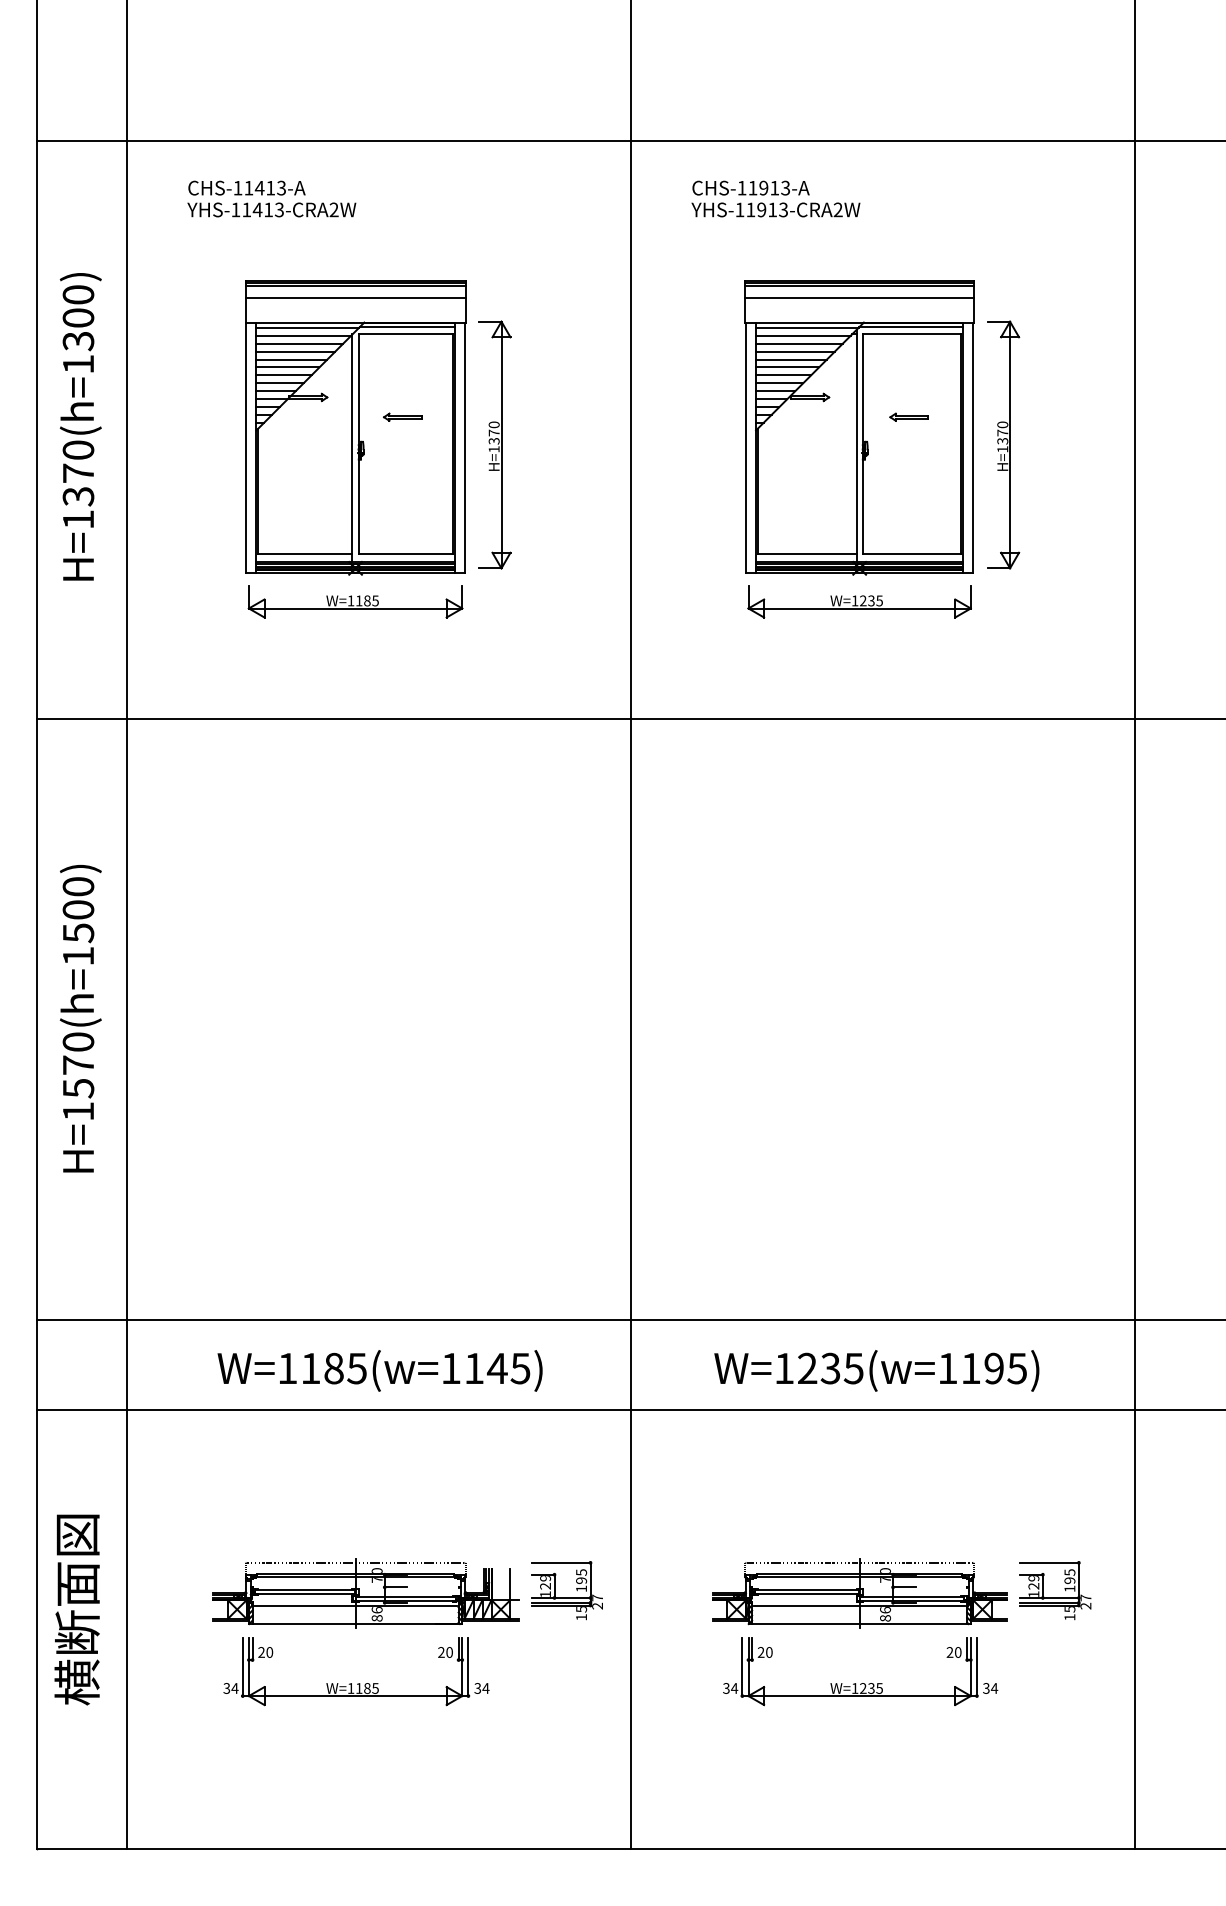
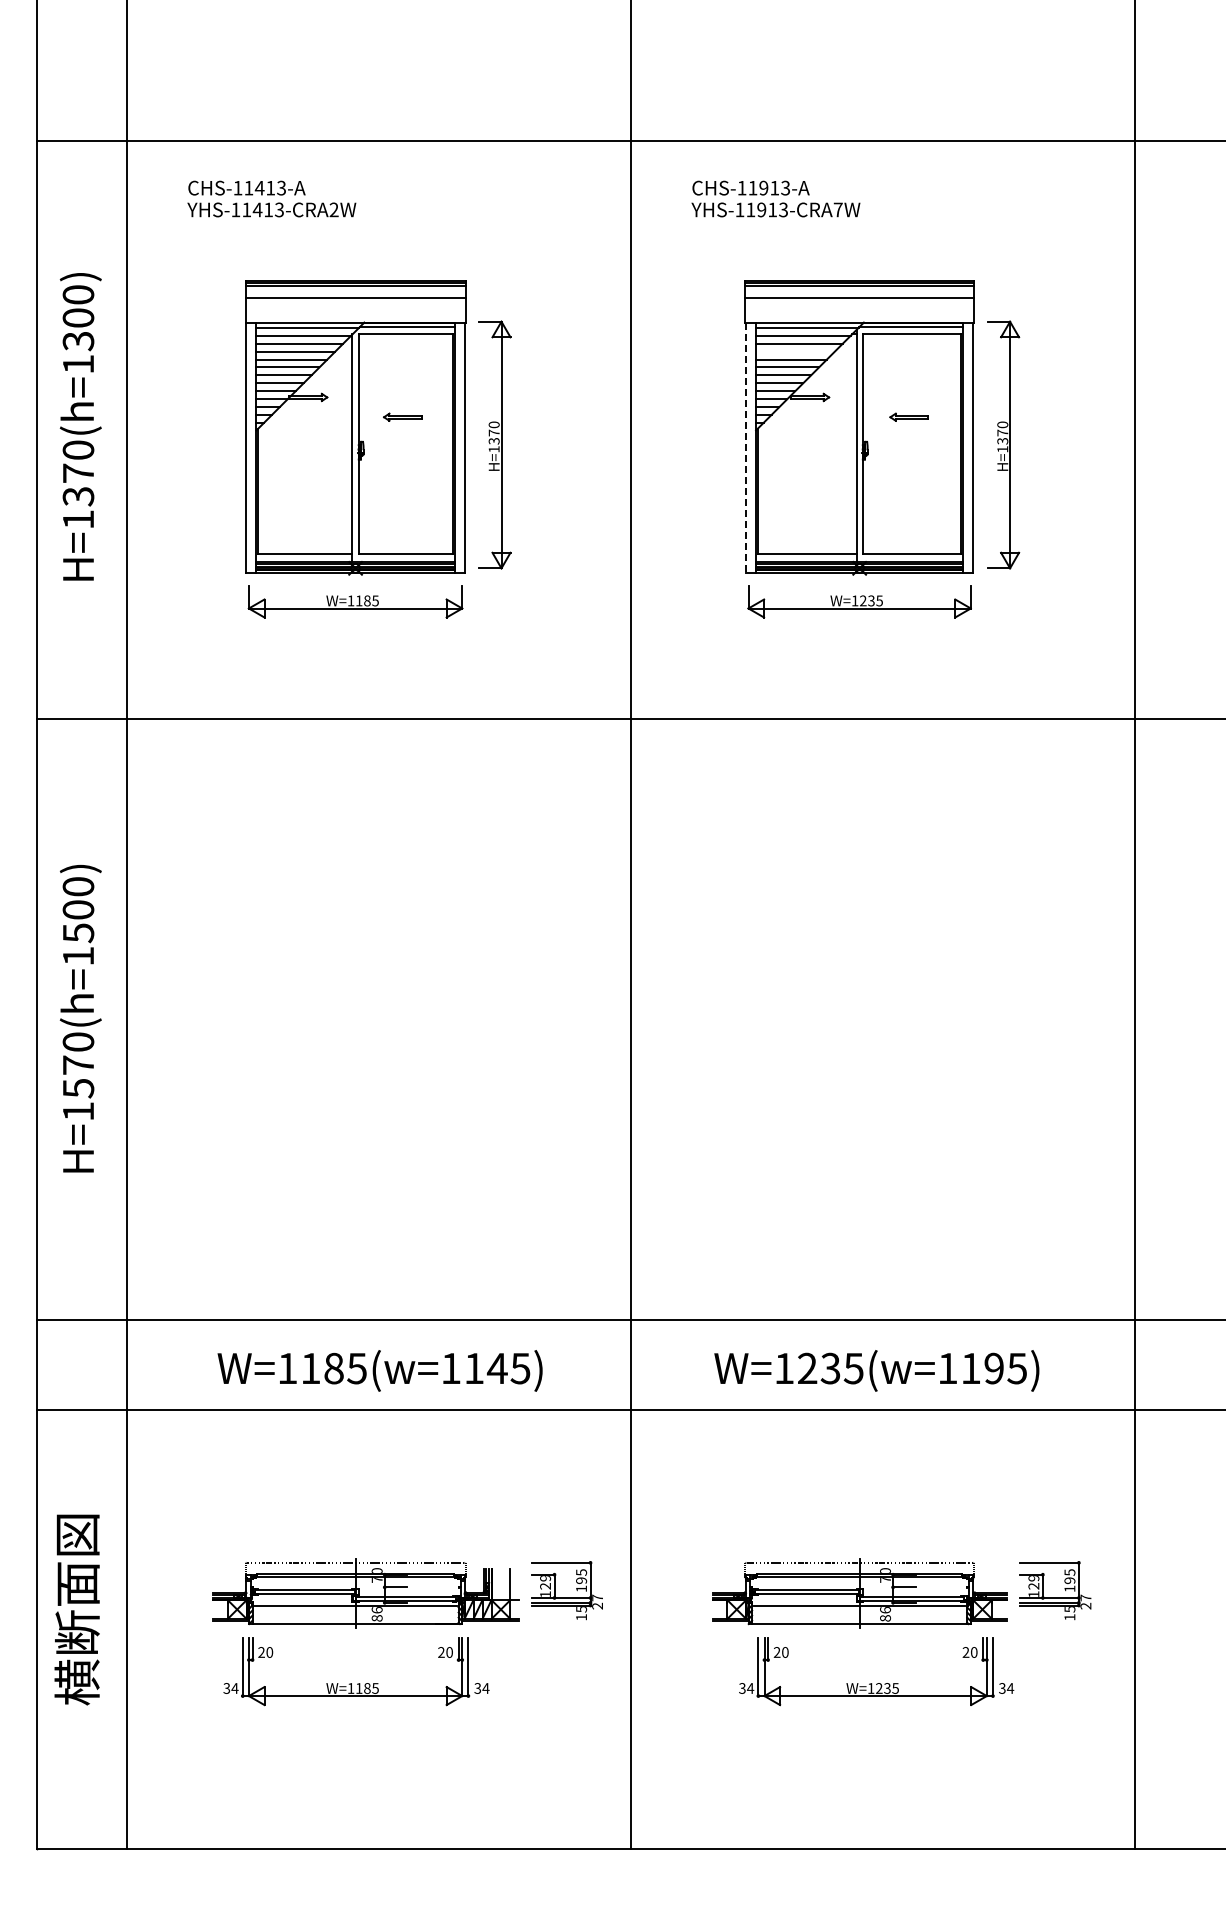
text: YHS-11913-CRA2W -> YHS-11913-CRA7W (837, 209)
line: present -> none (795, 351)
line: solid -> dashed (745, 447)
part position: (860, 1683) -> (876, 1683) (876, 1683)
